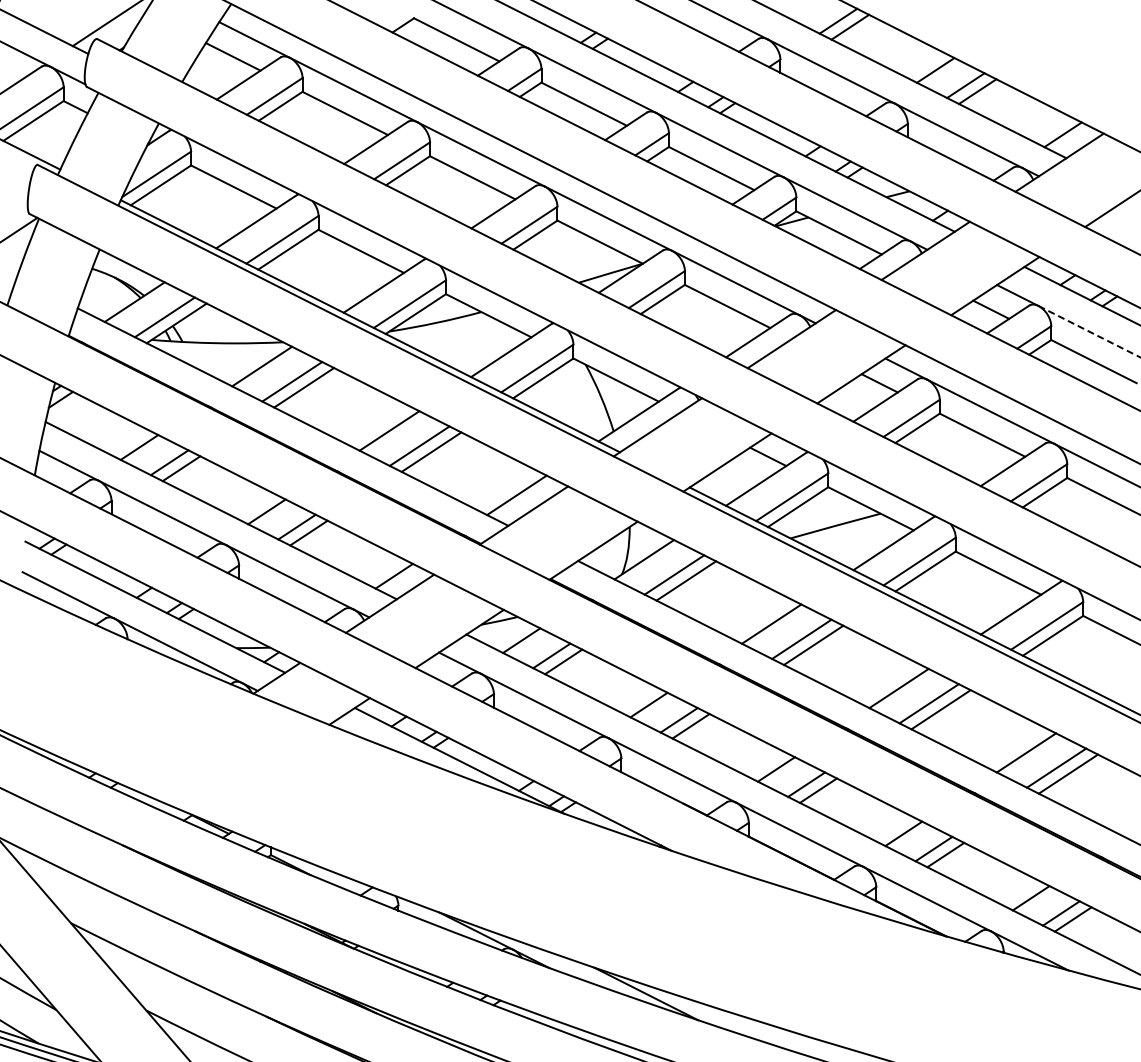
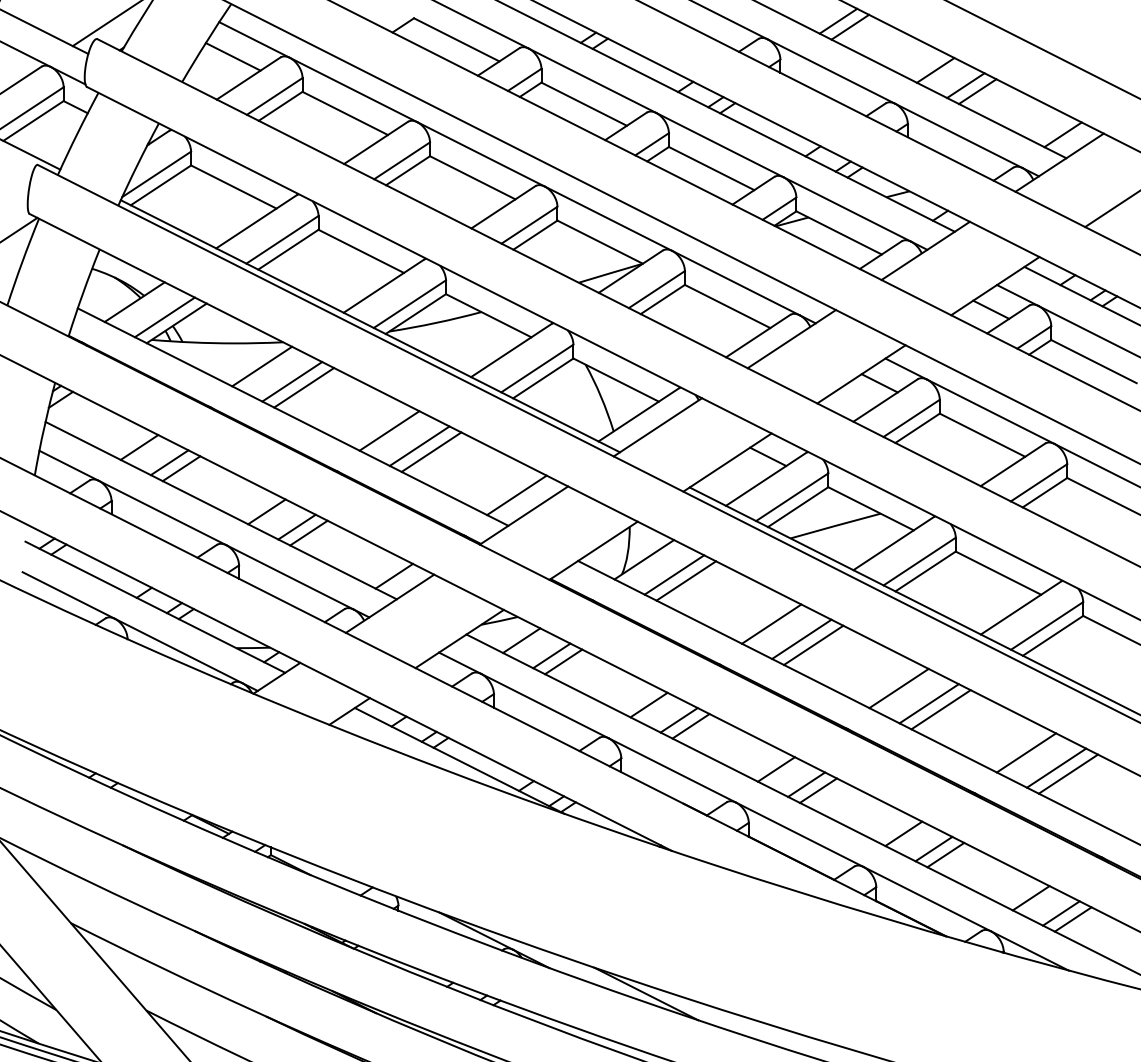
line: none -> present (1043, 49)
line: dashed -> solid (1089, 331)
